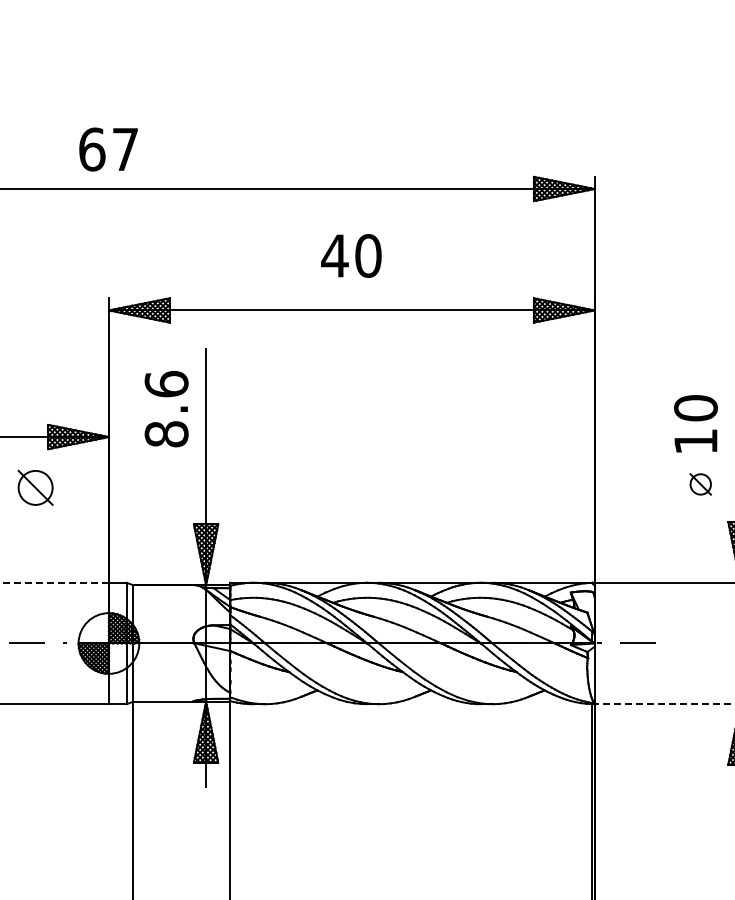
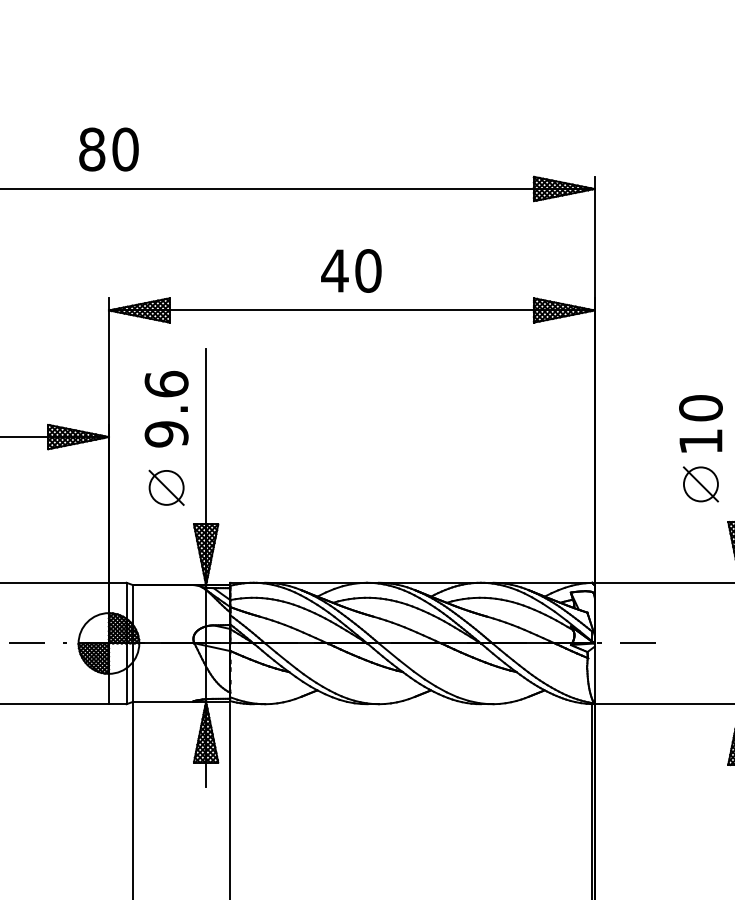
text: 67 -> 80 (108, 149)
text position: (351, 255) -> (351, 270) (351, 270)
text position: (695, 423) -> (700, 423) (700, 423)
text: 8.6 -> 9.6 (166, 434)
part size: 24x23 px -> 37x37 px (700, 484)
part position: (35, 487) -> (166, 487) (166, 487)
line: dashed -> solid (54, 582)
line: dashed -> solid (663, 704)
